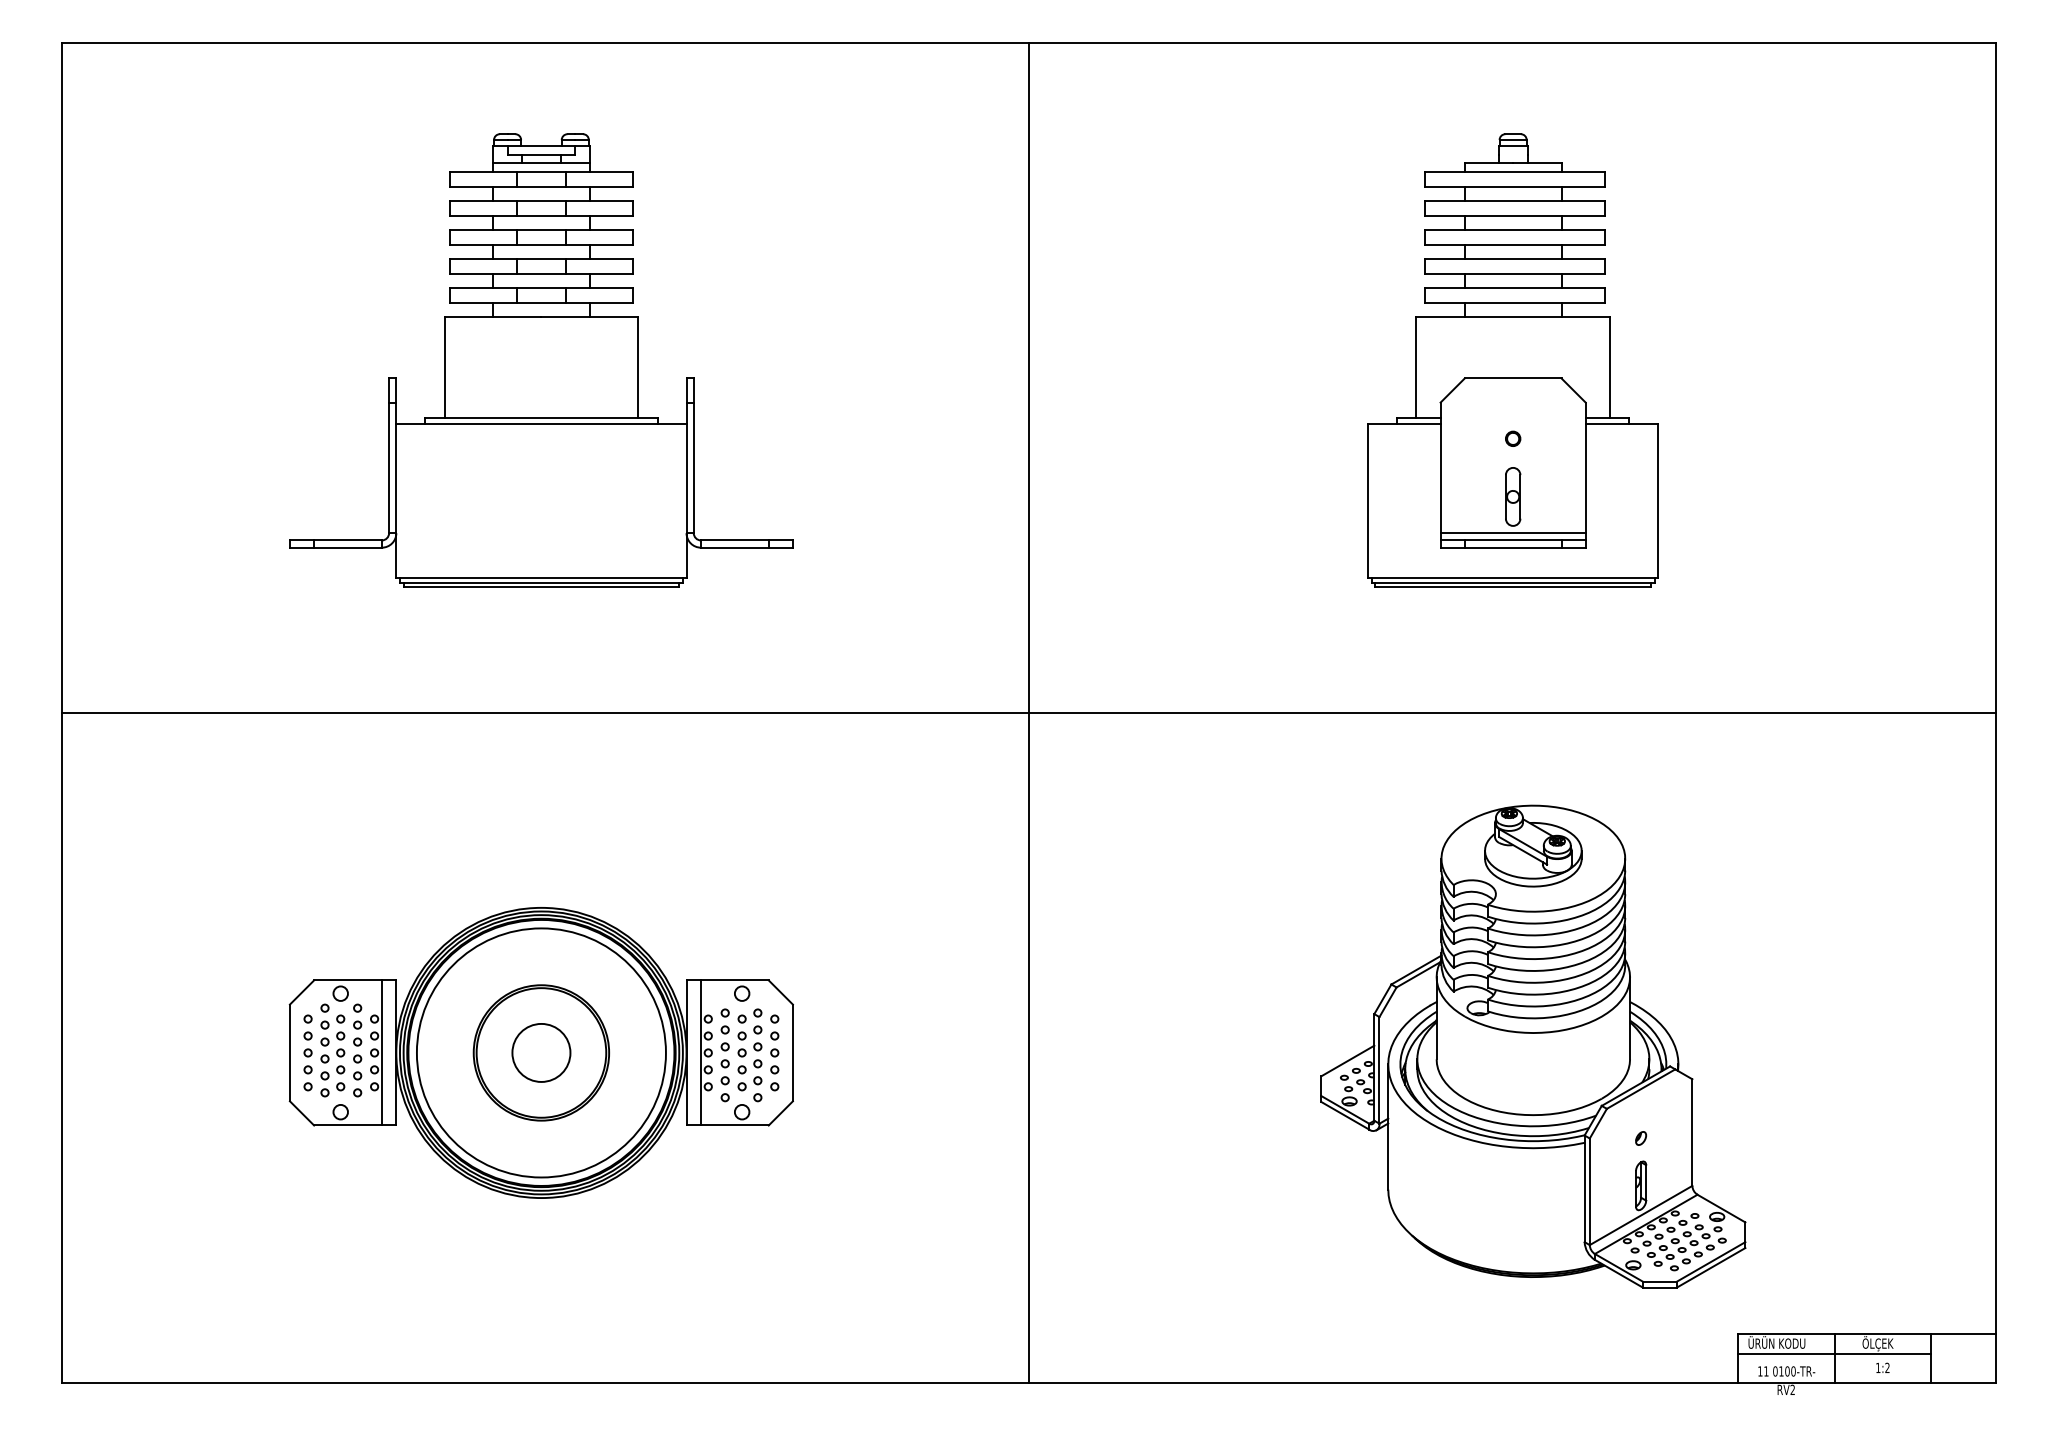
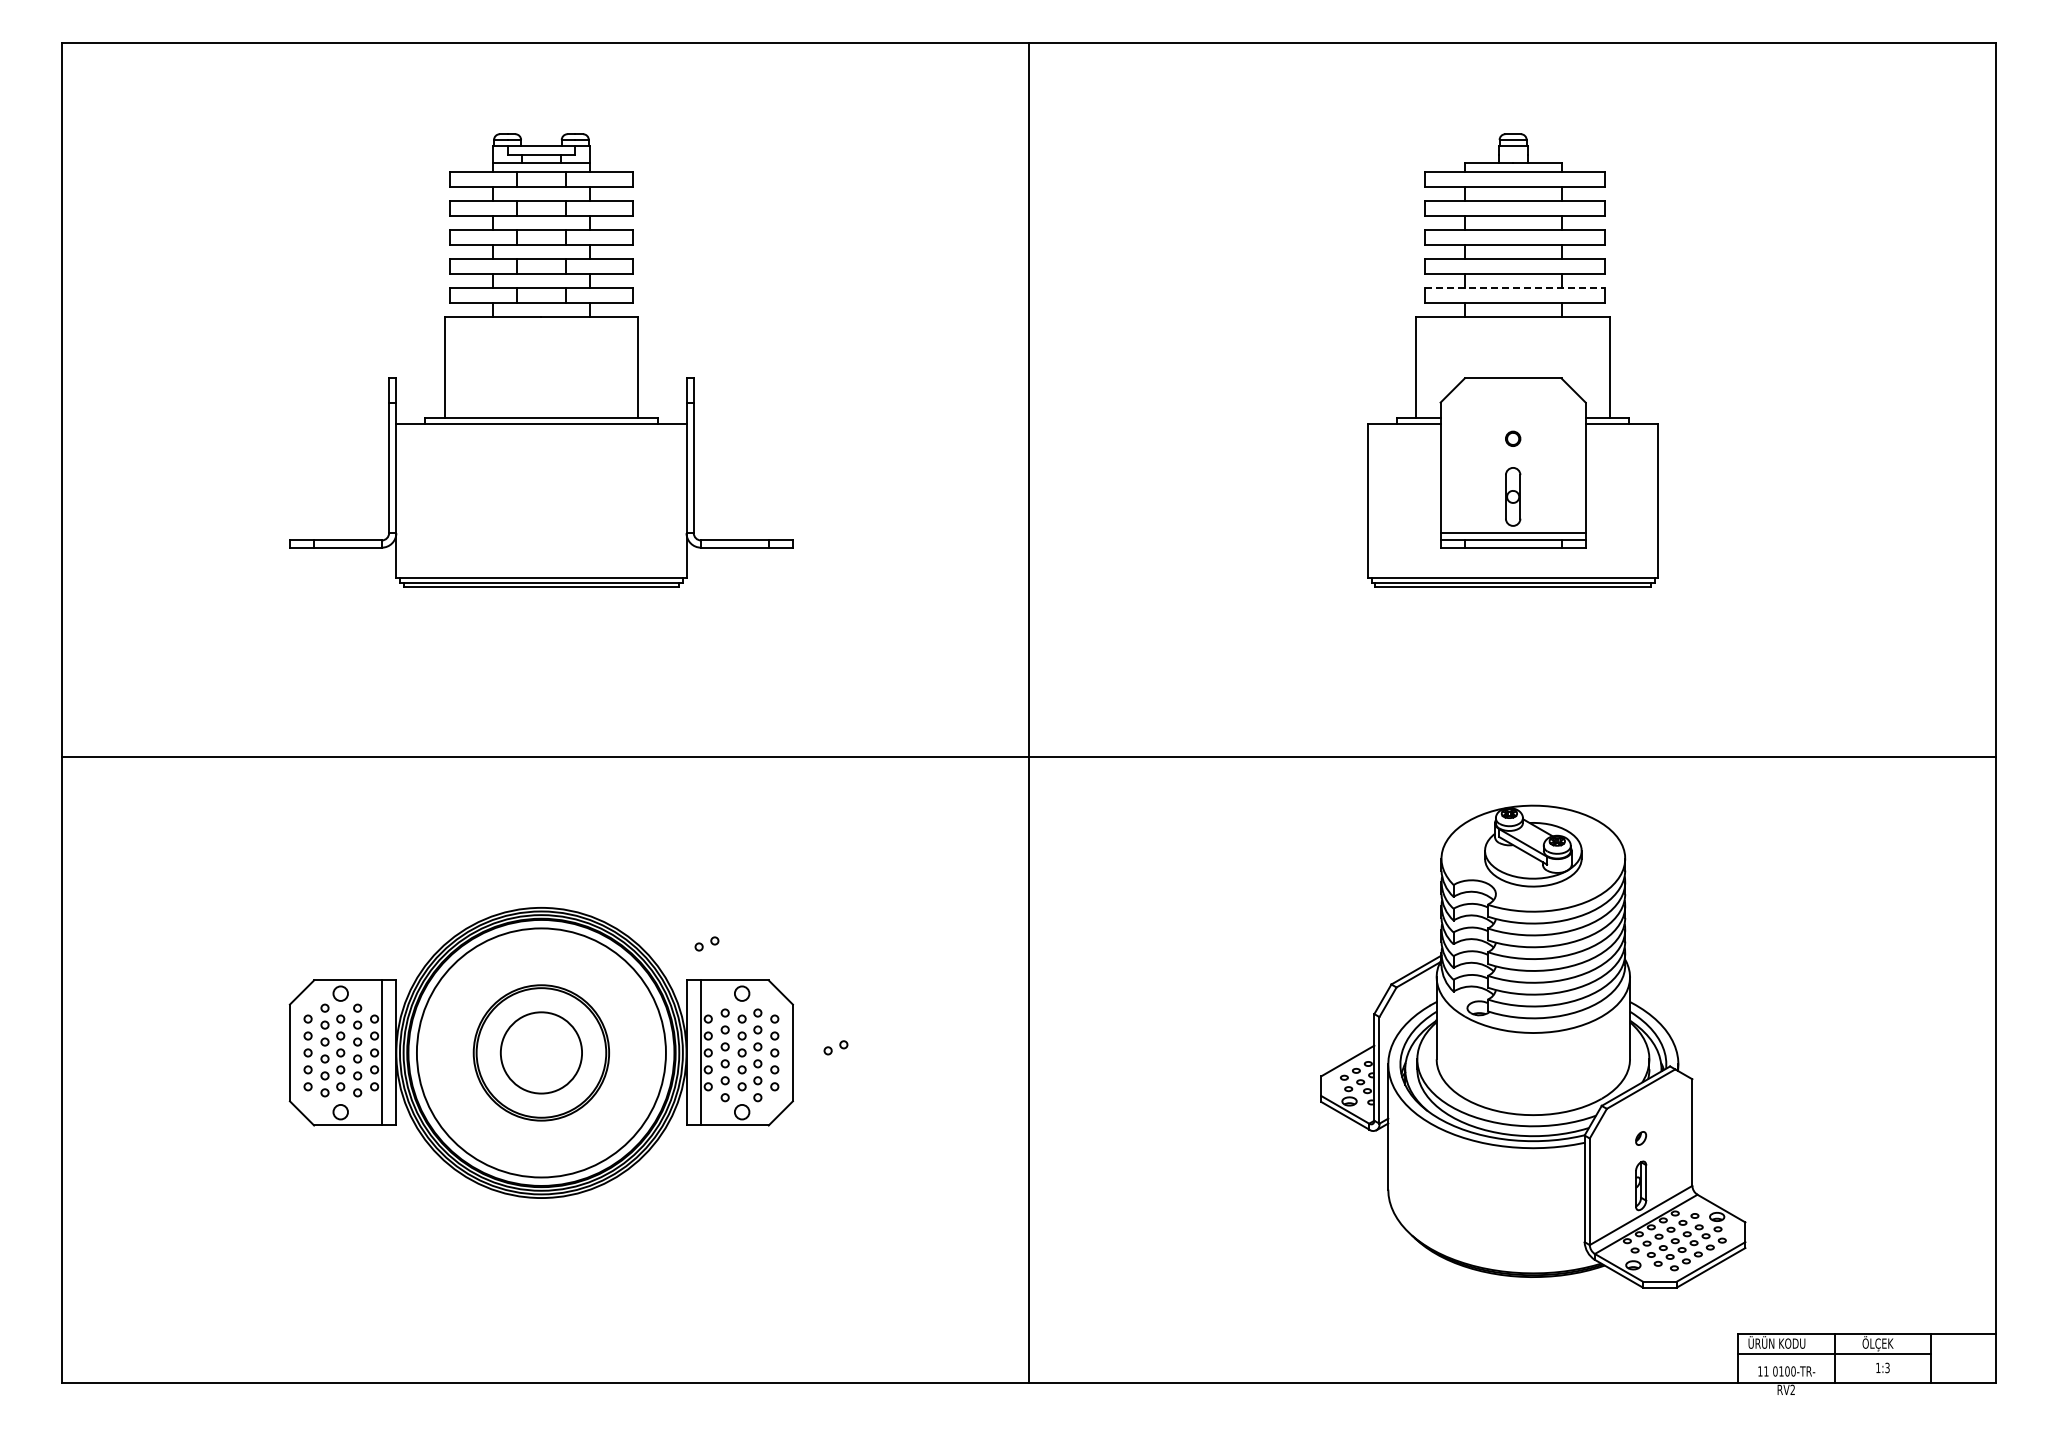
line: solid -> dashed (1515, 288)
line position: (1028, 712) -> (1028, 756) (1028, 756)
part: none -> present (706, 943)
part: none -> present (835, 1047)
circle diameter: 58 px -> 81 px (541, 1052)
text: 1:2 -> 1:3 (1887, 1368)
